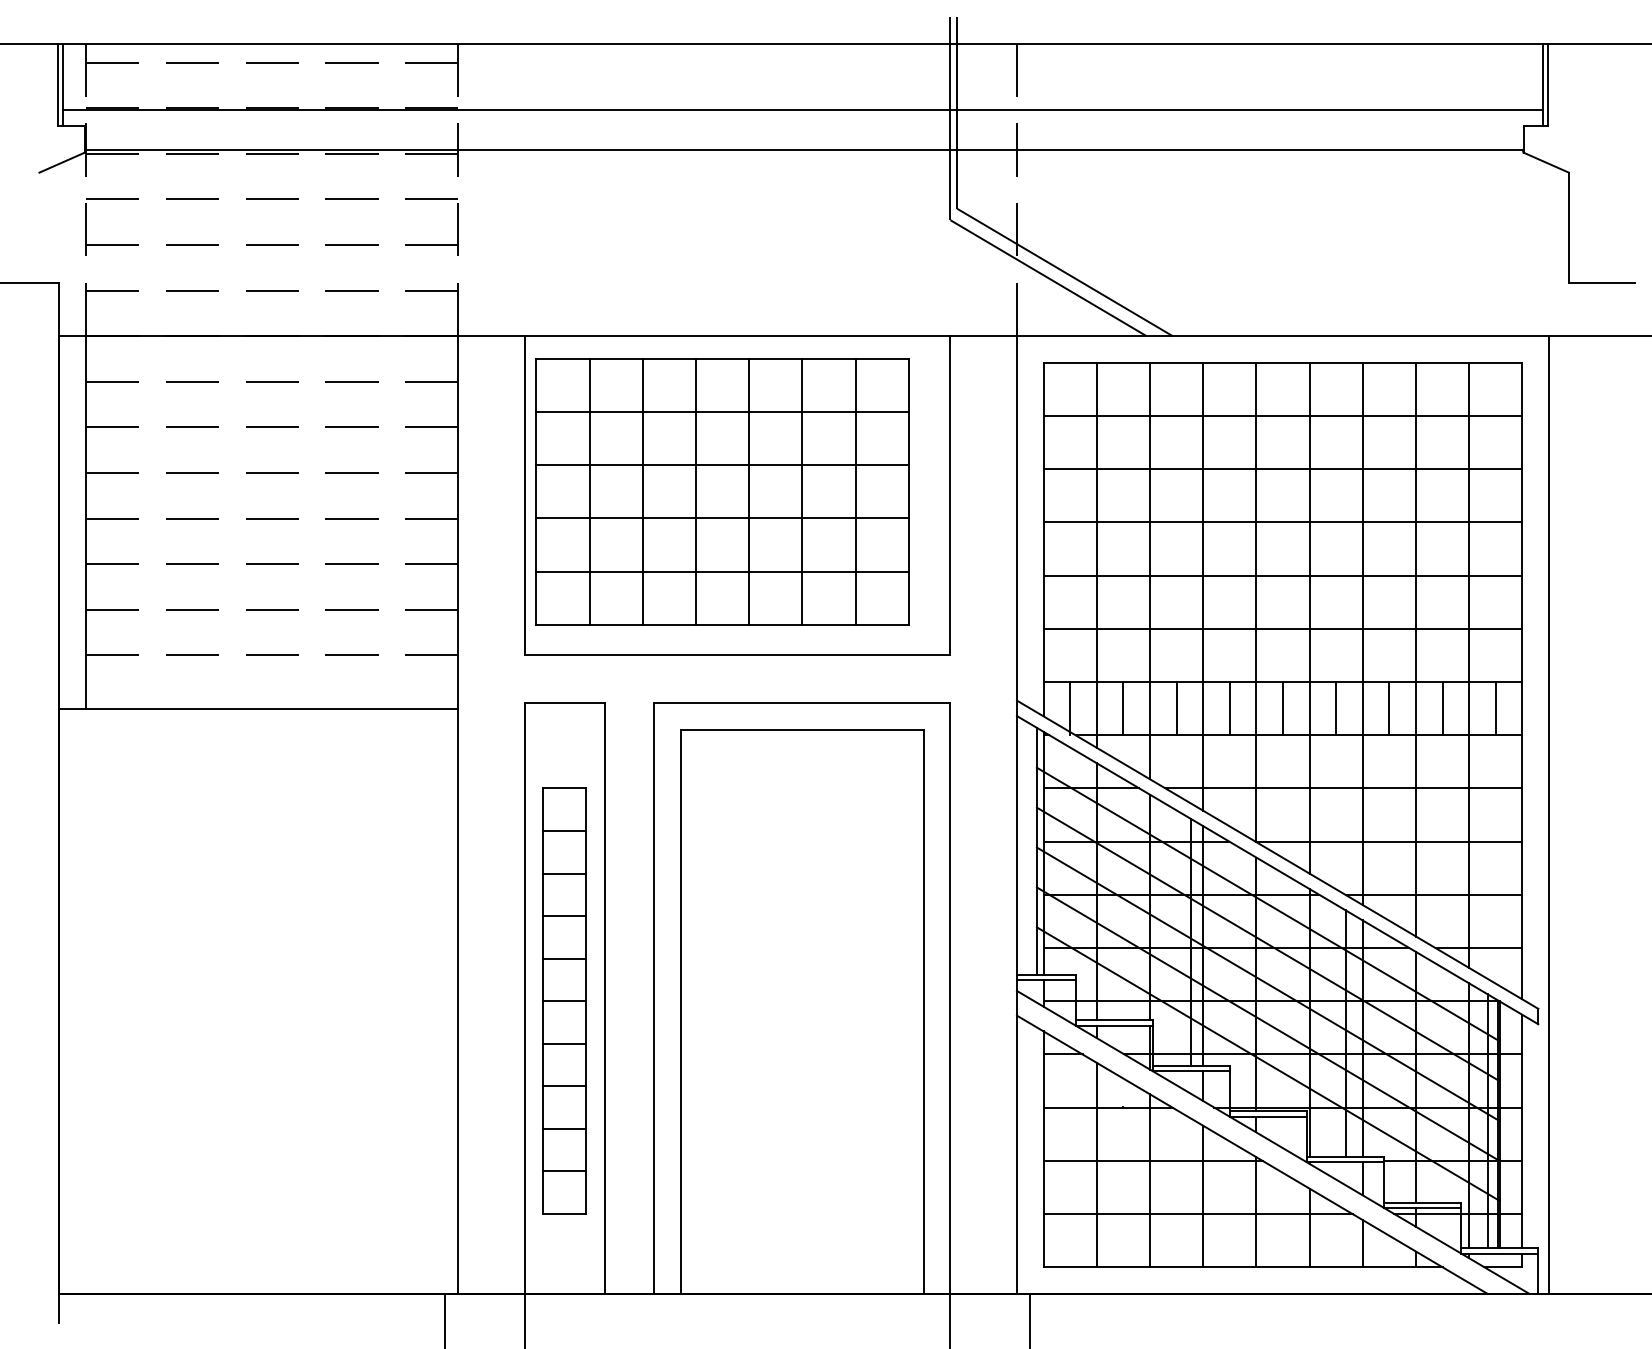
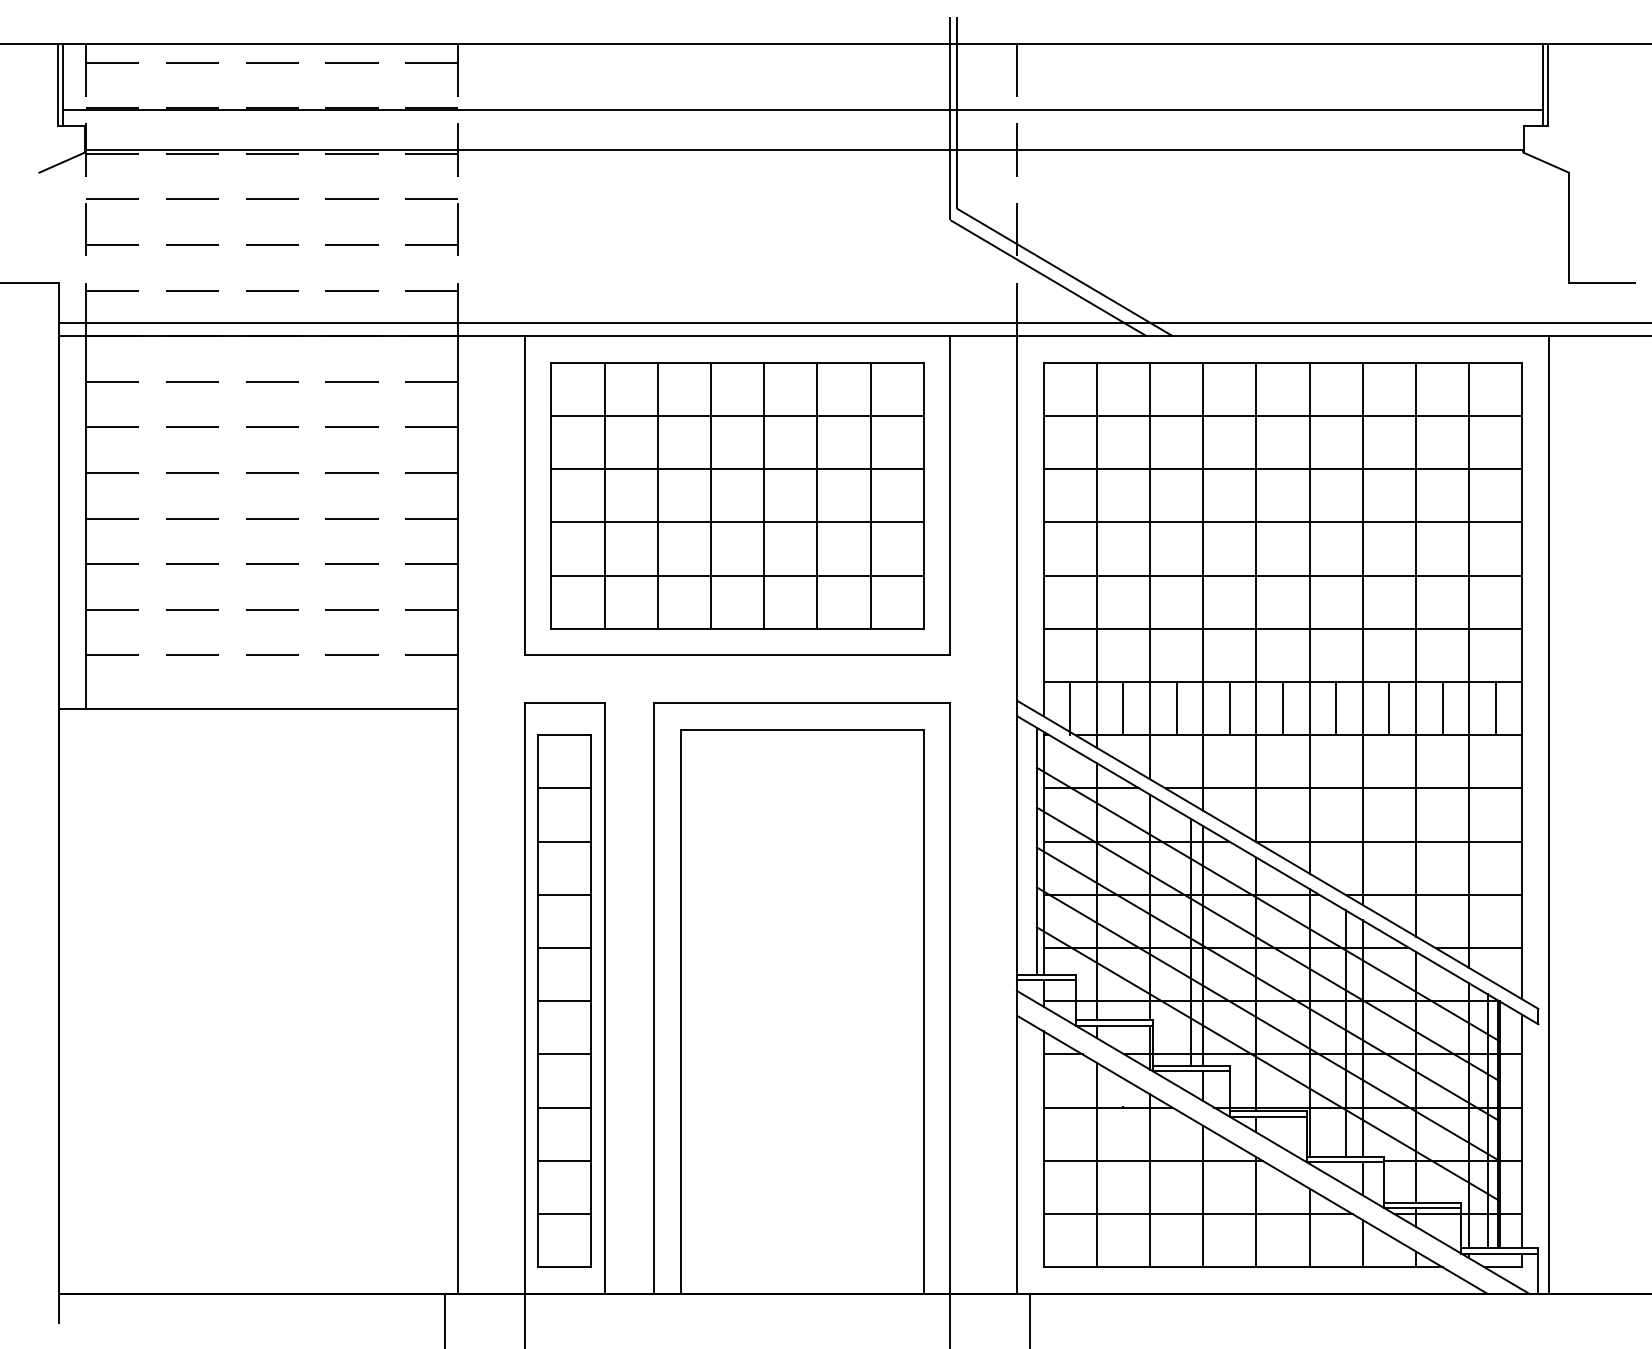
line: none -> present (853, 322)
part position: (722, 491) -> (737, 495) (737, 495)
part size: 45x428 px -> 55x534 px (564, 1000)
